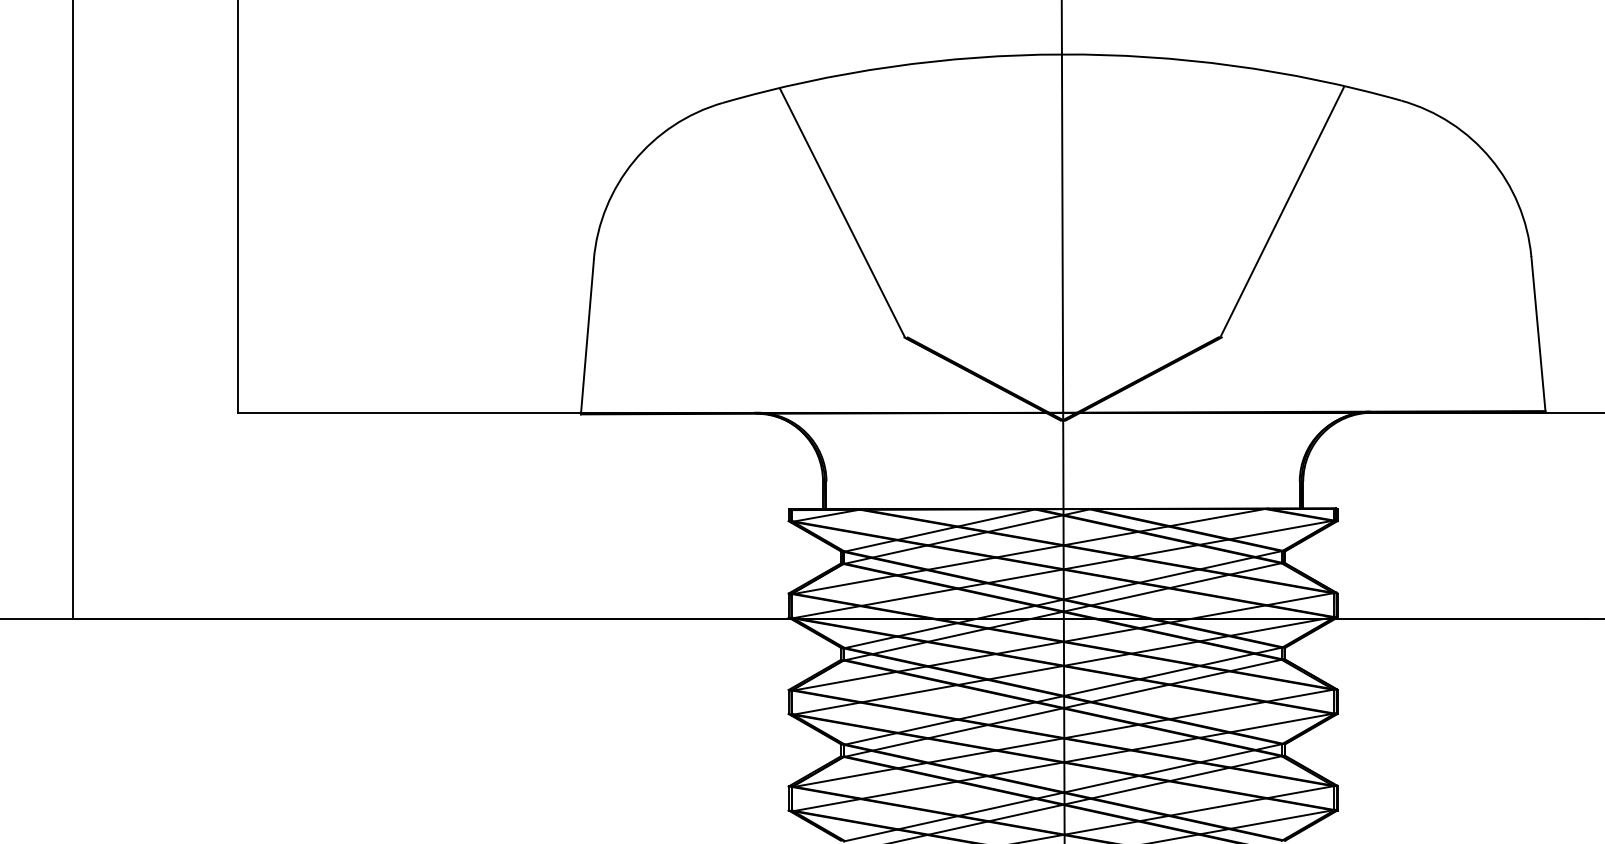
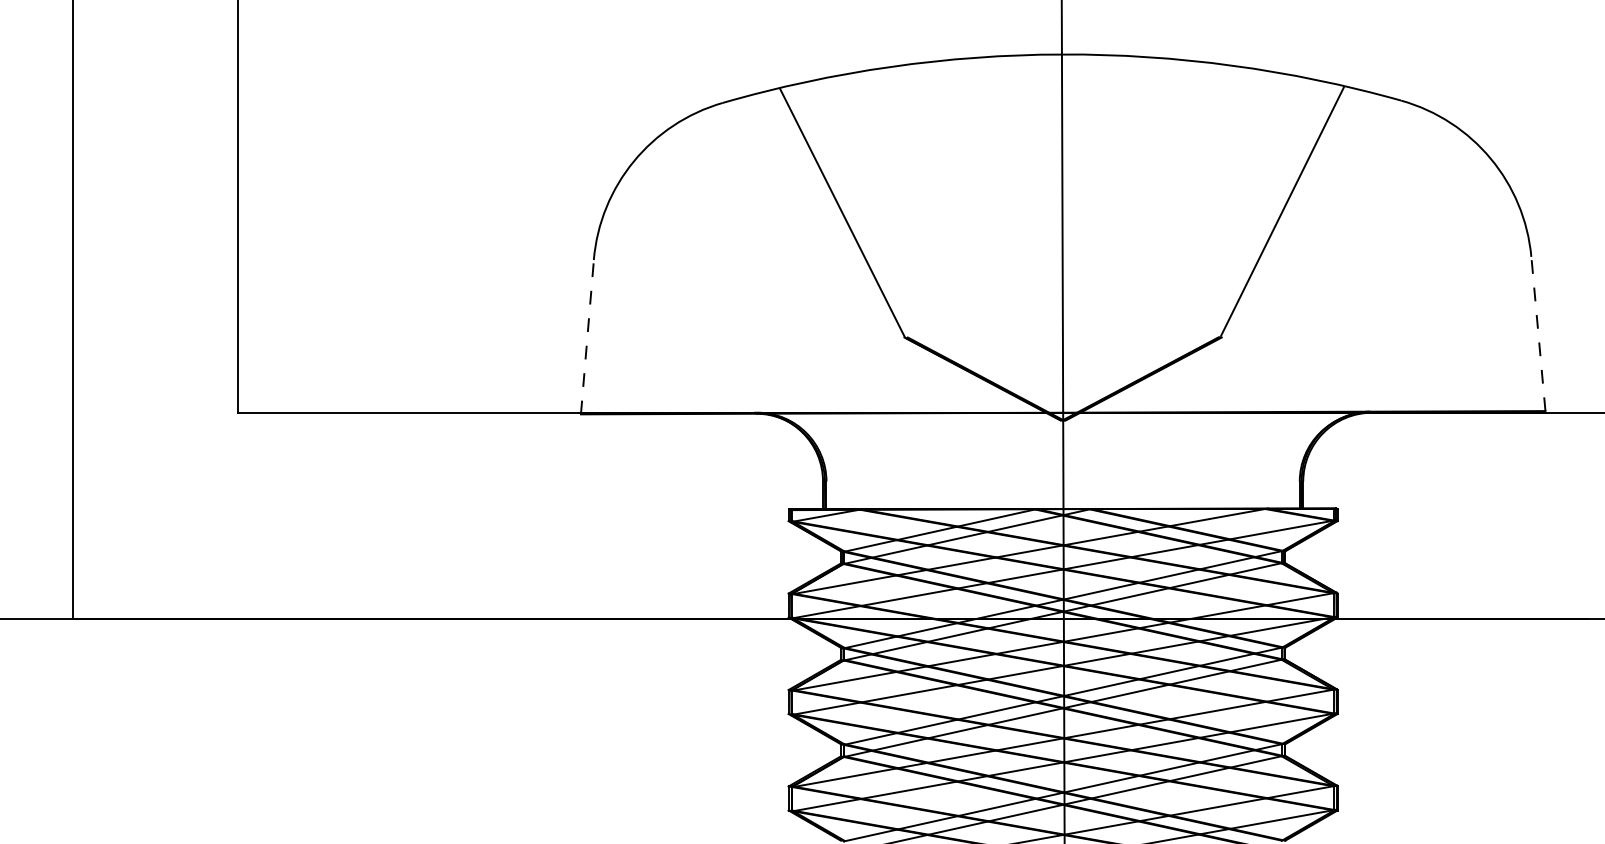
line: solid -> dashed (1538, 333)
line: solid -> dashed (587, 336)
